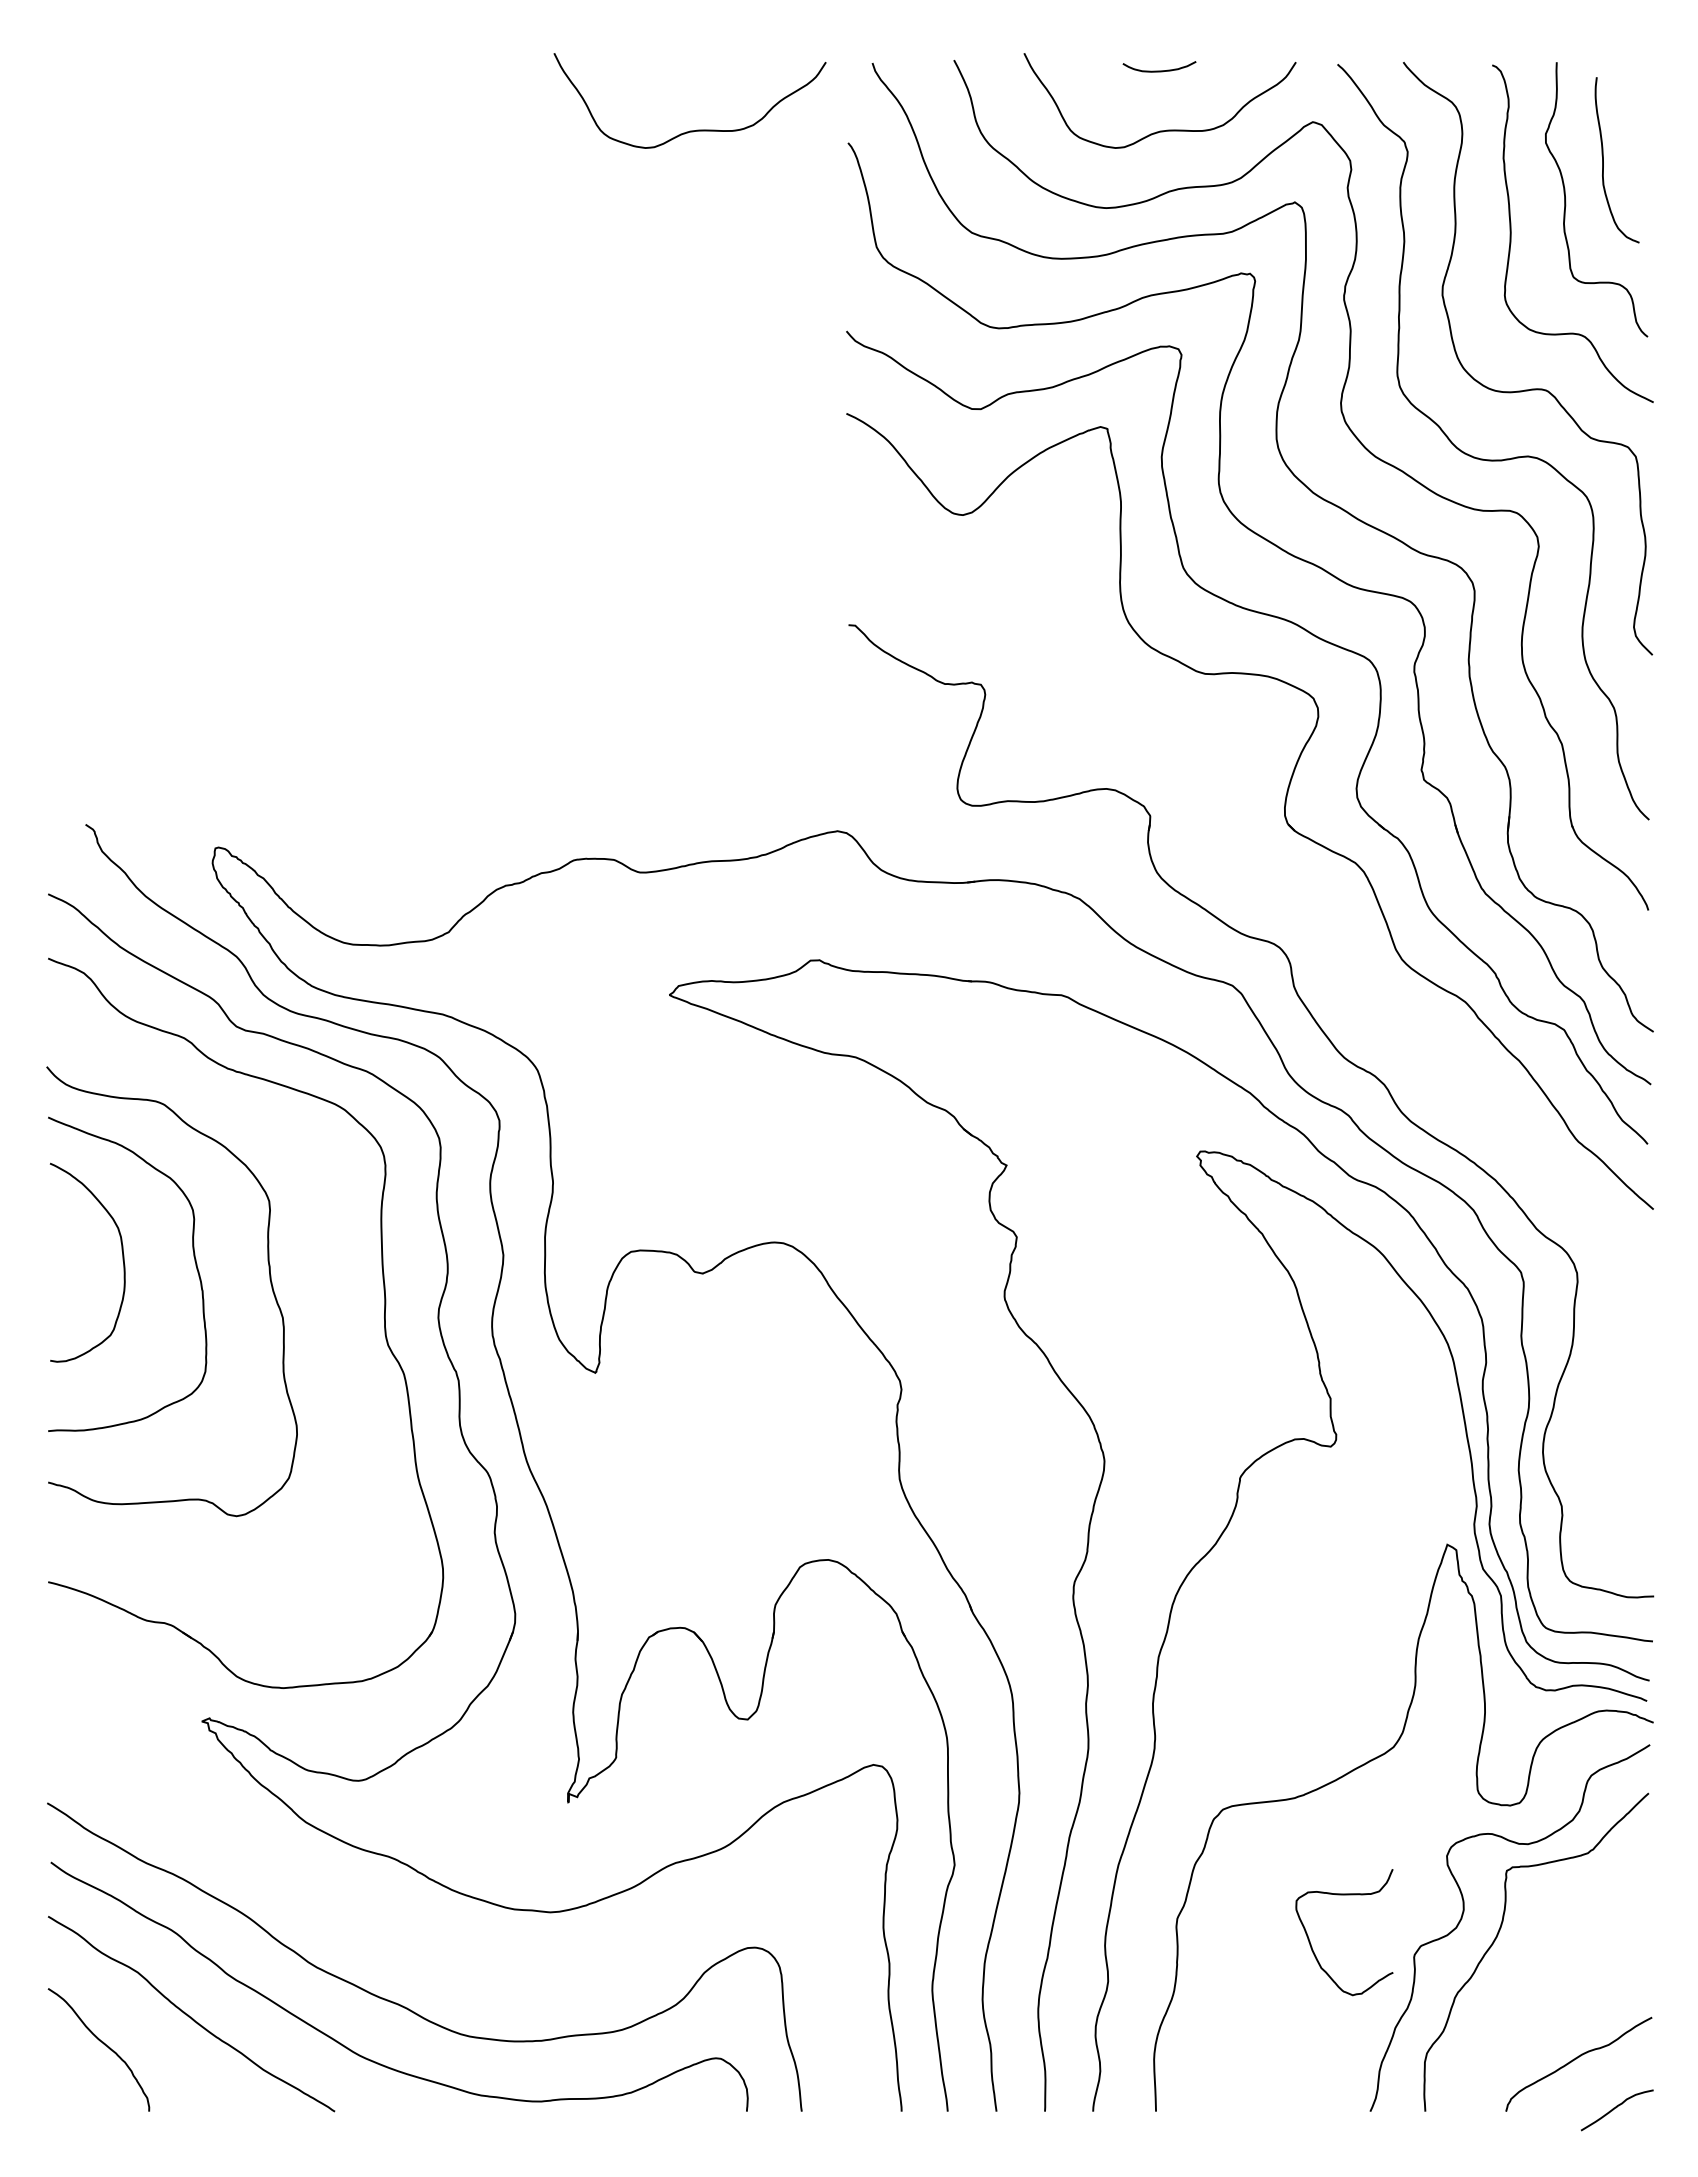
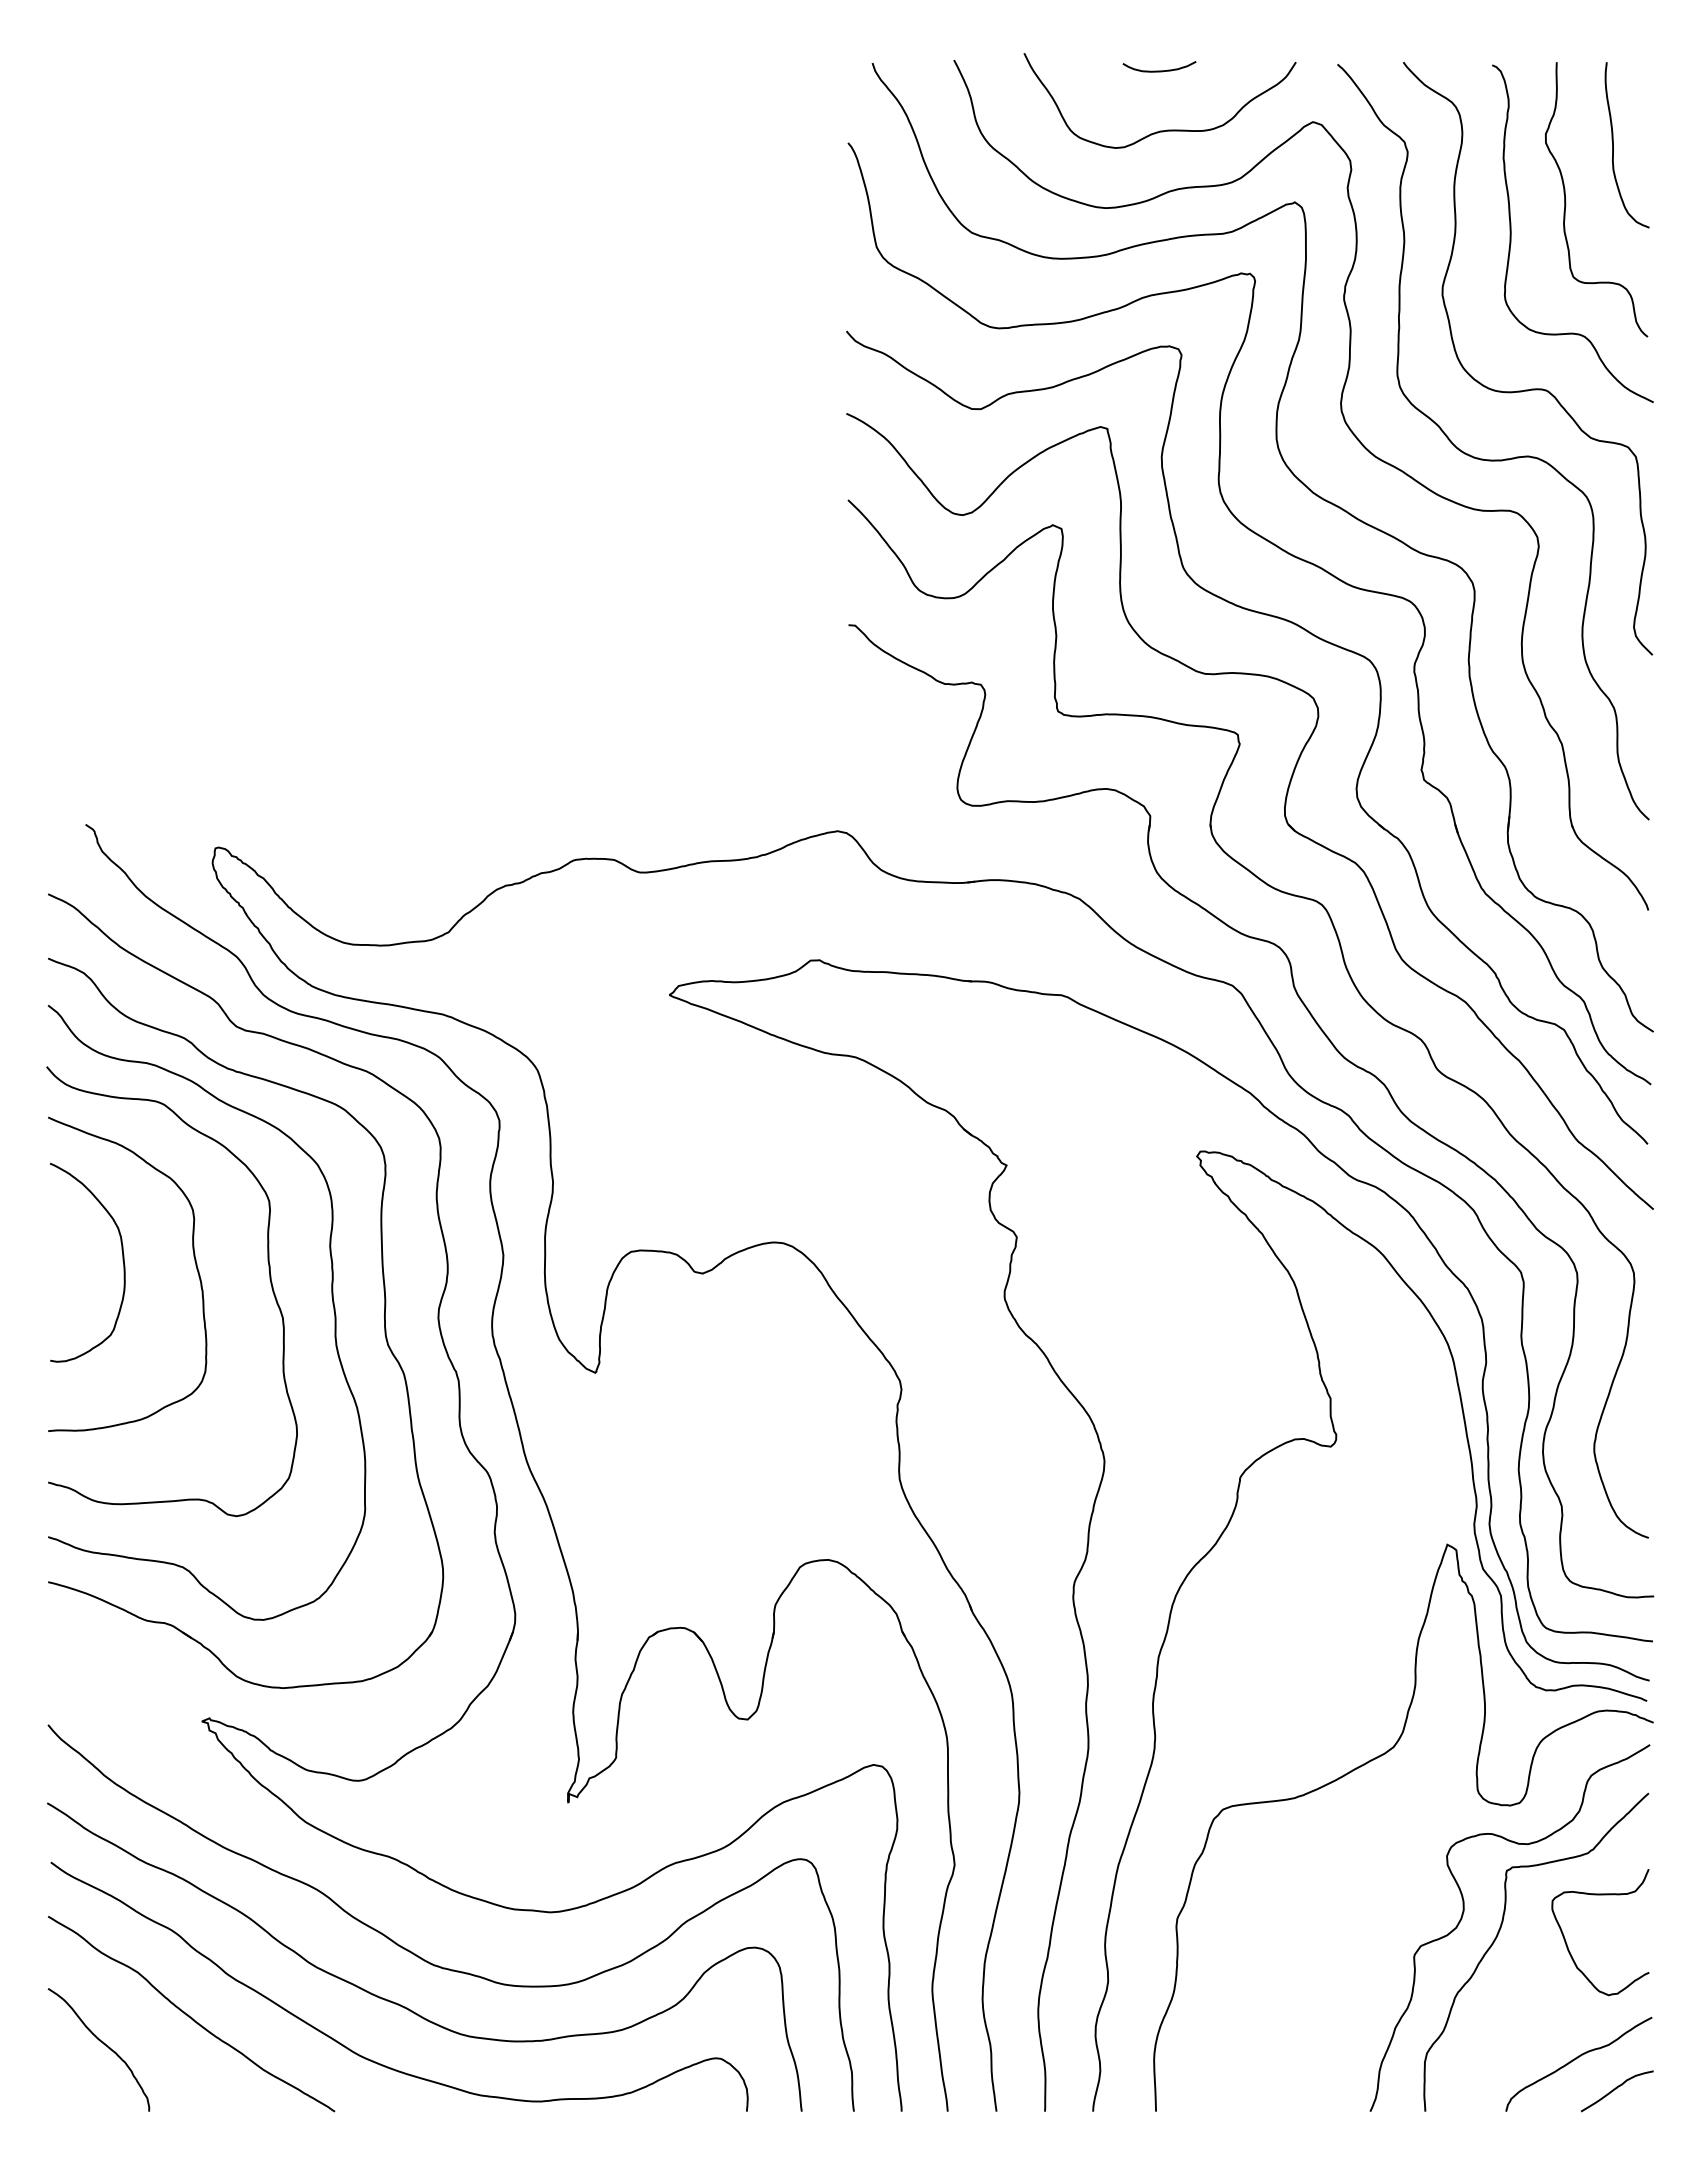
curve: present -> none (696, 129)
curve position: (1603, 160) -> (1613, 145) (1613, 145)
part: none -> present (1347, 973)
curve: none -> present (331, 1297)
curve position: (1312, 1946) -> (1568, 1946) (1568, 1946)
curve: none -> present (425, 1959)
curve position: (1616, 2108) -> (1616, 2089) (1616, 2089)
